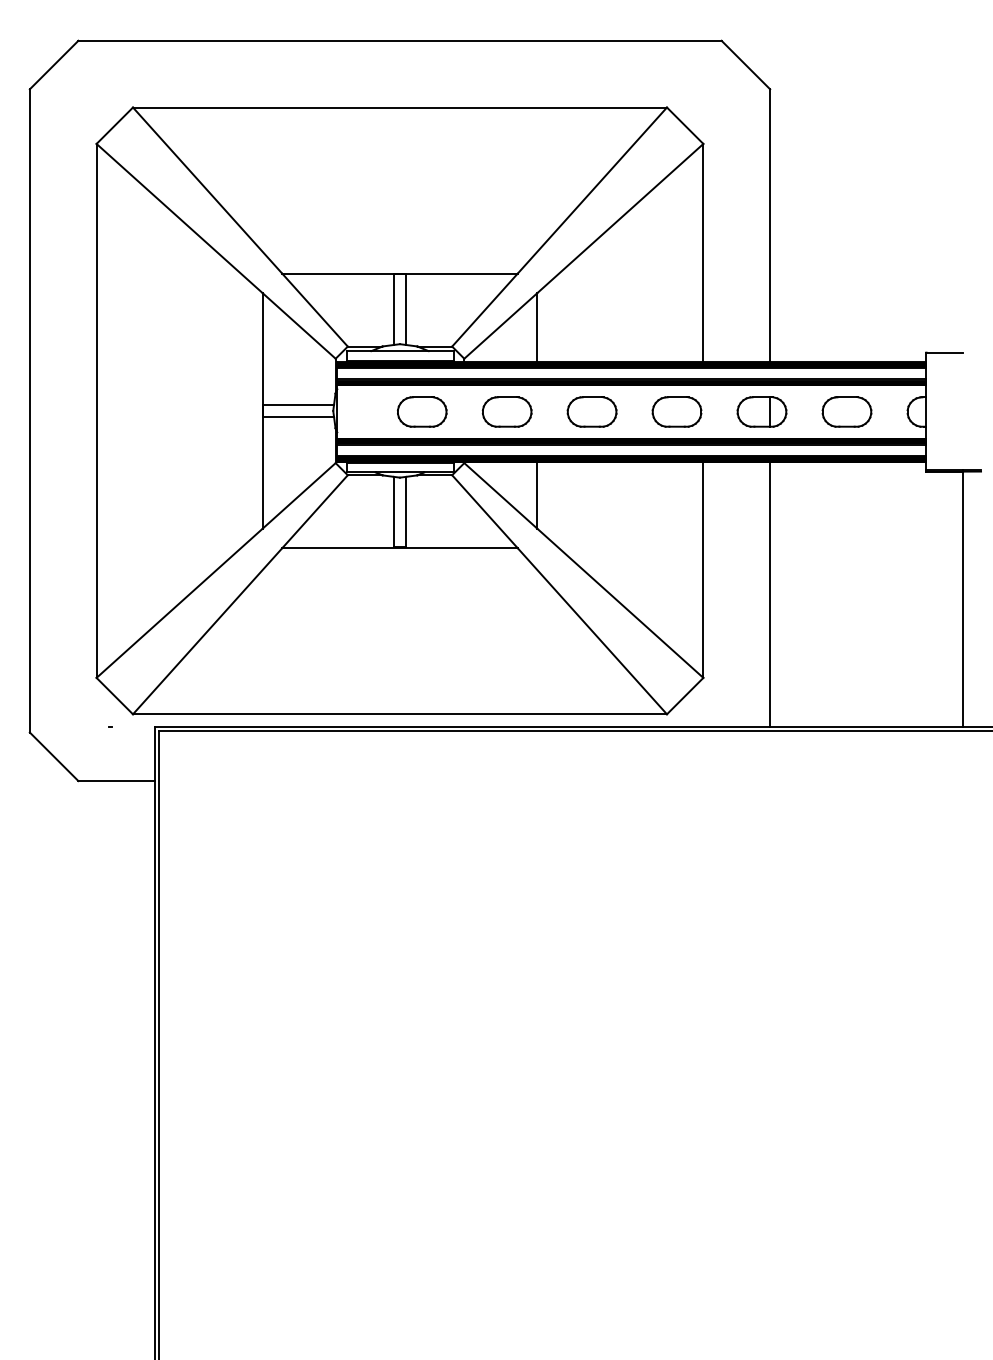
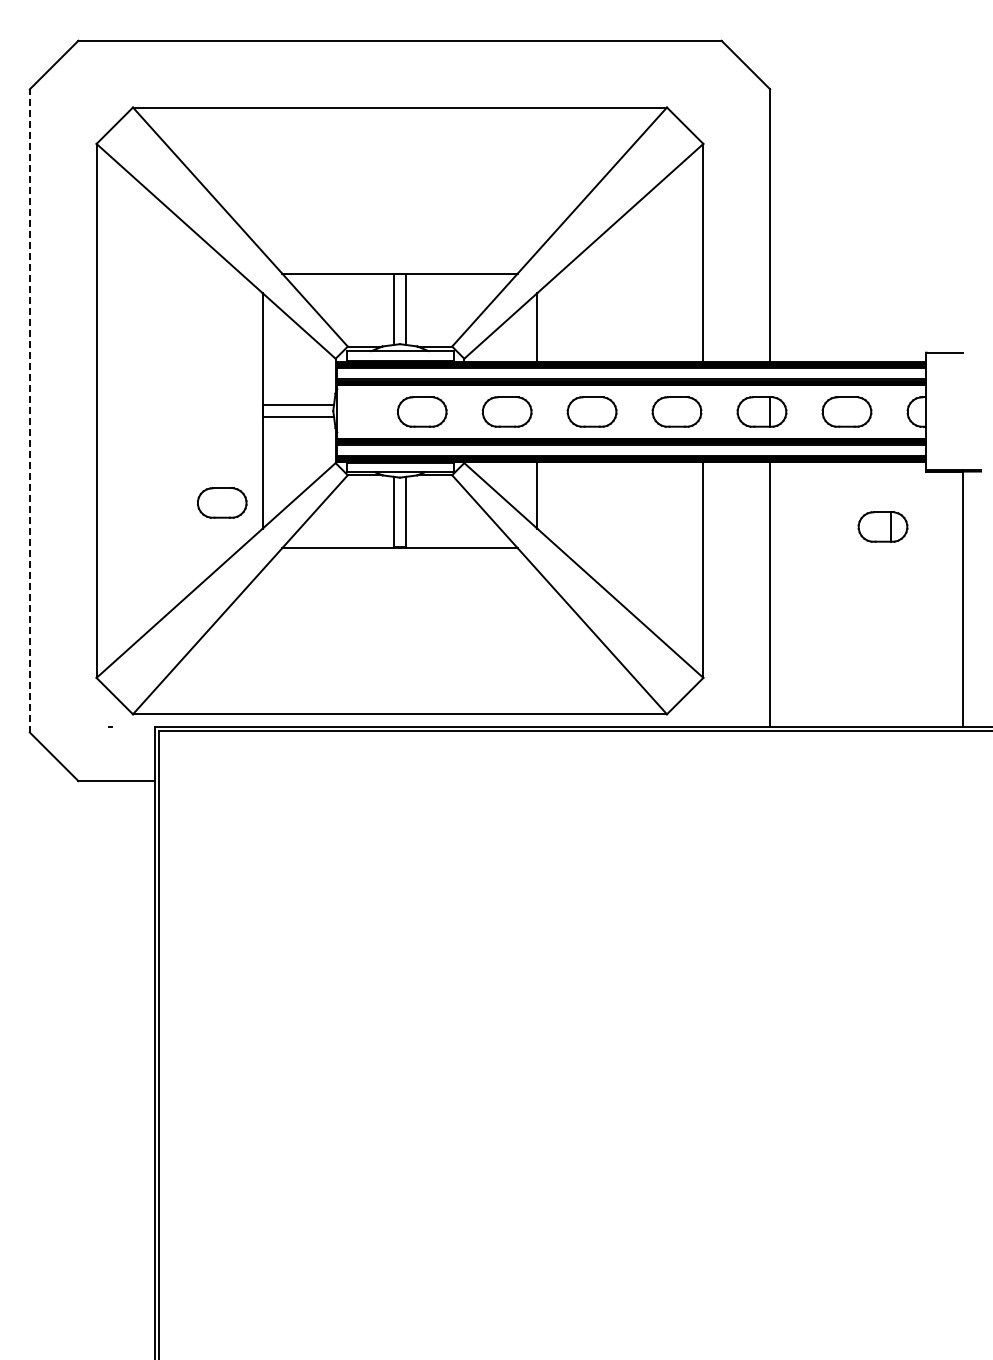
line: solid -> dashed (29, 410)
part: none -> present (222, 502)
part: none -> present (882, 526)
